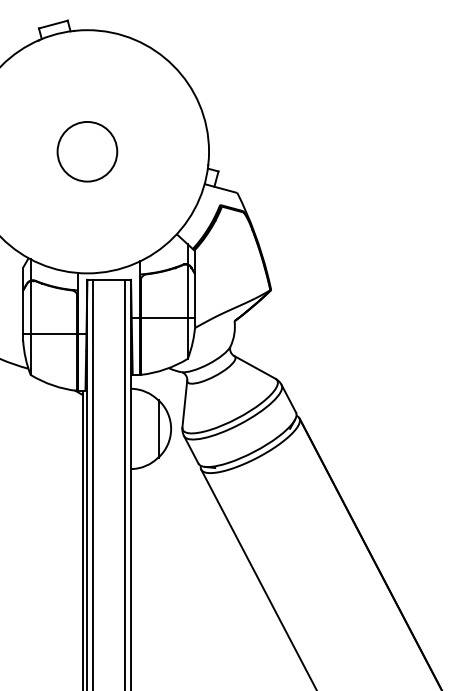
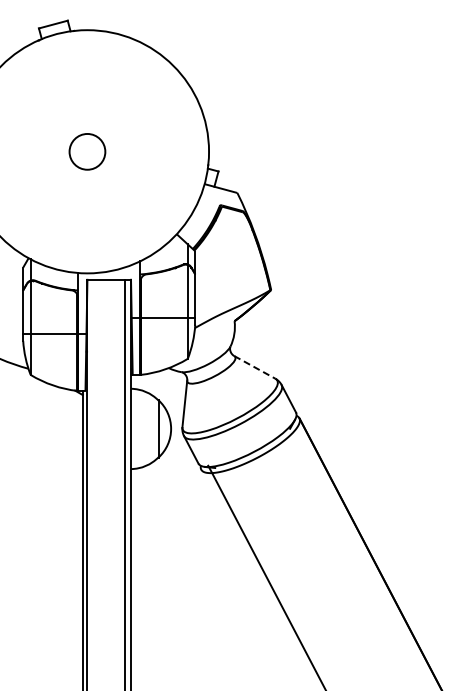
circle size: 63x62 px -> 39x38 px (87, 151)
line: solid -> dashed (255, 367)
line: present -> none (93, 483)
line position: (258, 578) -> (266, 576) (266, 576)
